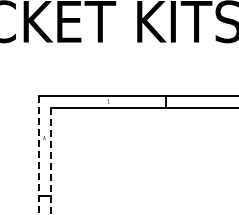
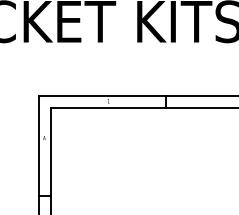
line: dashed -> solid (39, 155)
line: dashed -> solid (50, 161)
